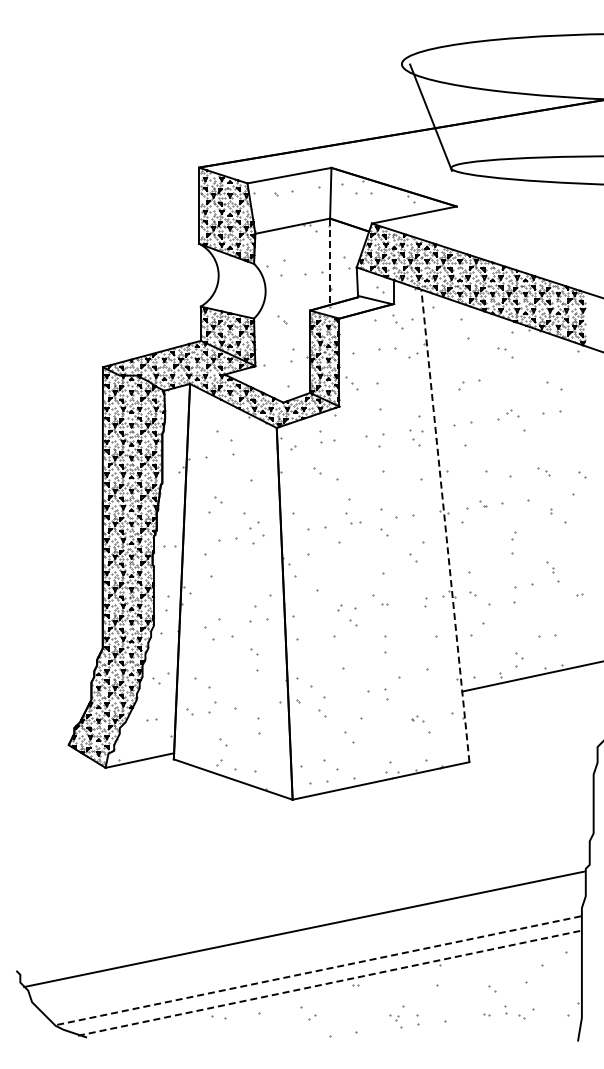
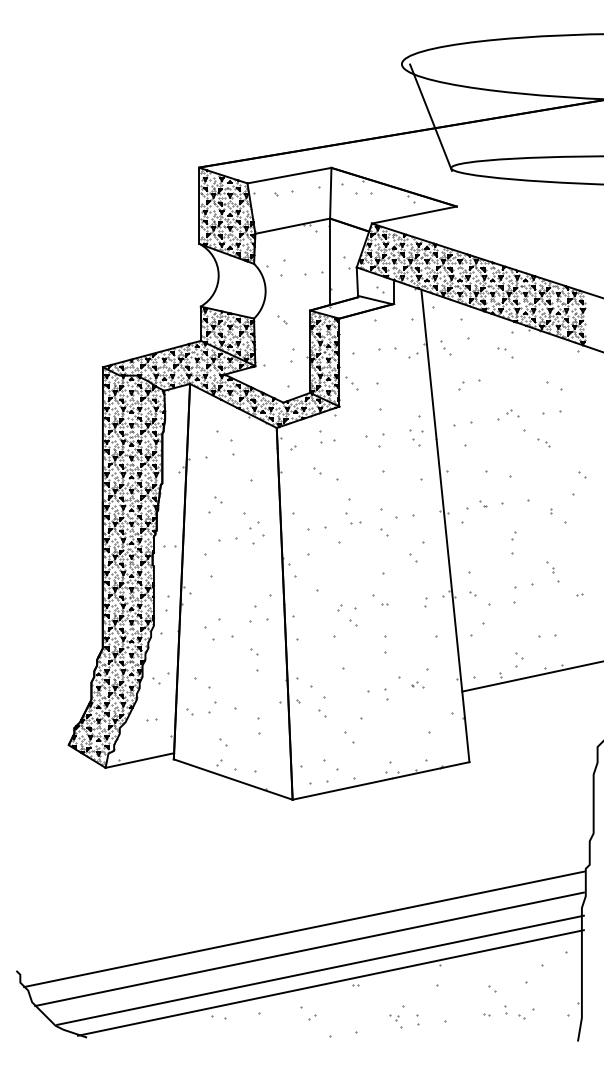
line: dashed -> solid (330, 262)
part position: (397, 321) -> (445, 347) (445, 347)
part position: (543, 471) -> (543, 442) (543, 442)
line: dashed -> solid (445, 525)
part position: (417, 718) -> (417, 684) (417, 684)
line: none -> present (309, 949)
line: dashed -> solid (320, 970)
line: dashed -> solid (331, 982)
